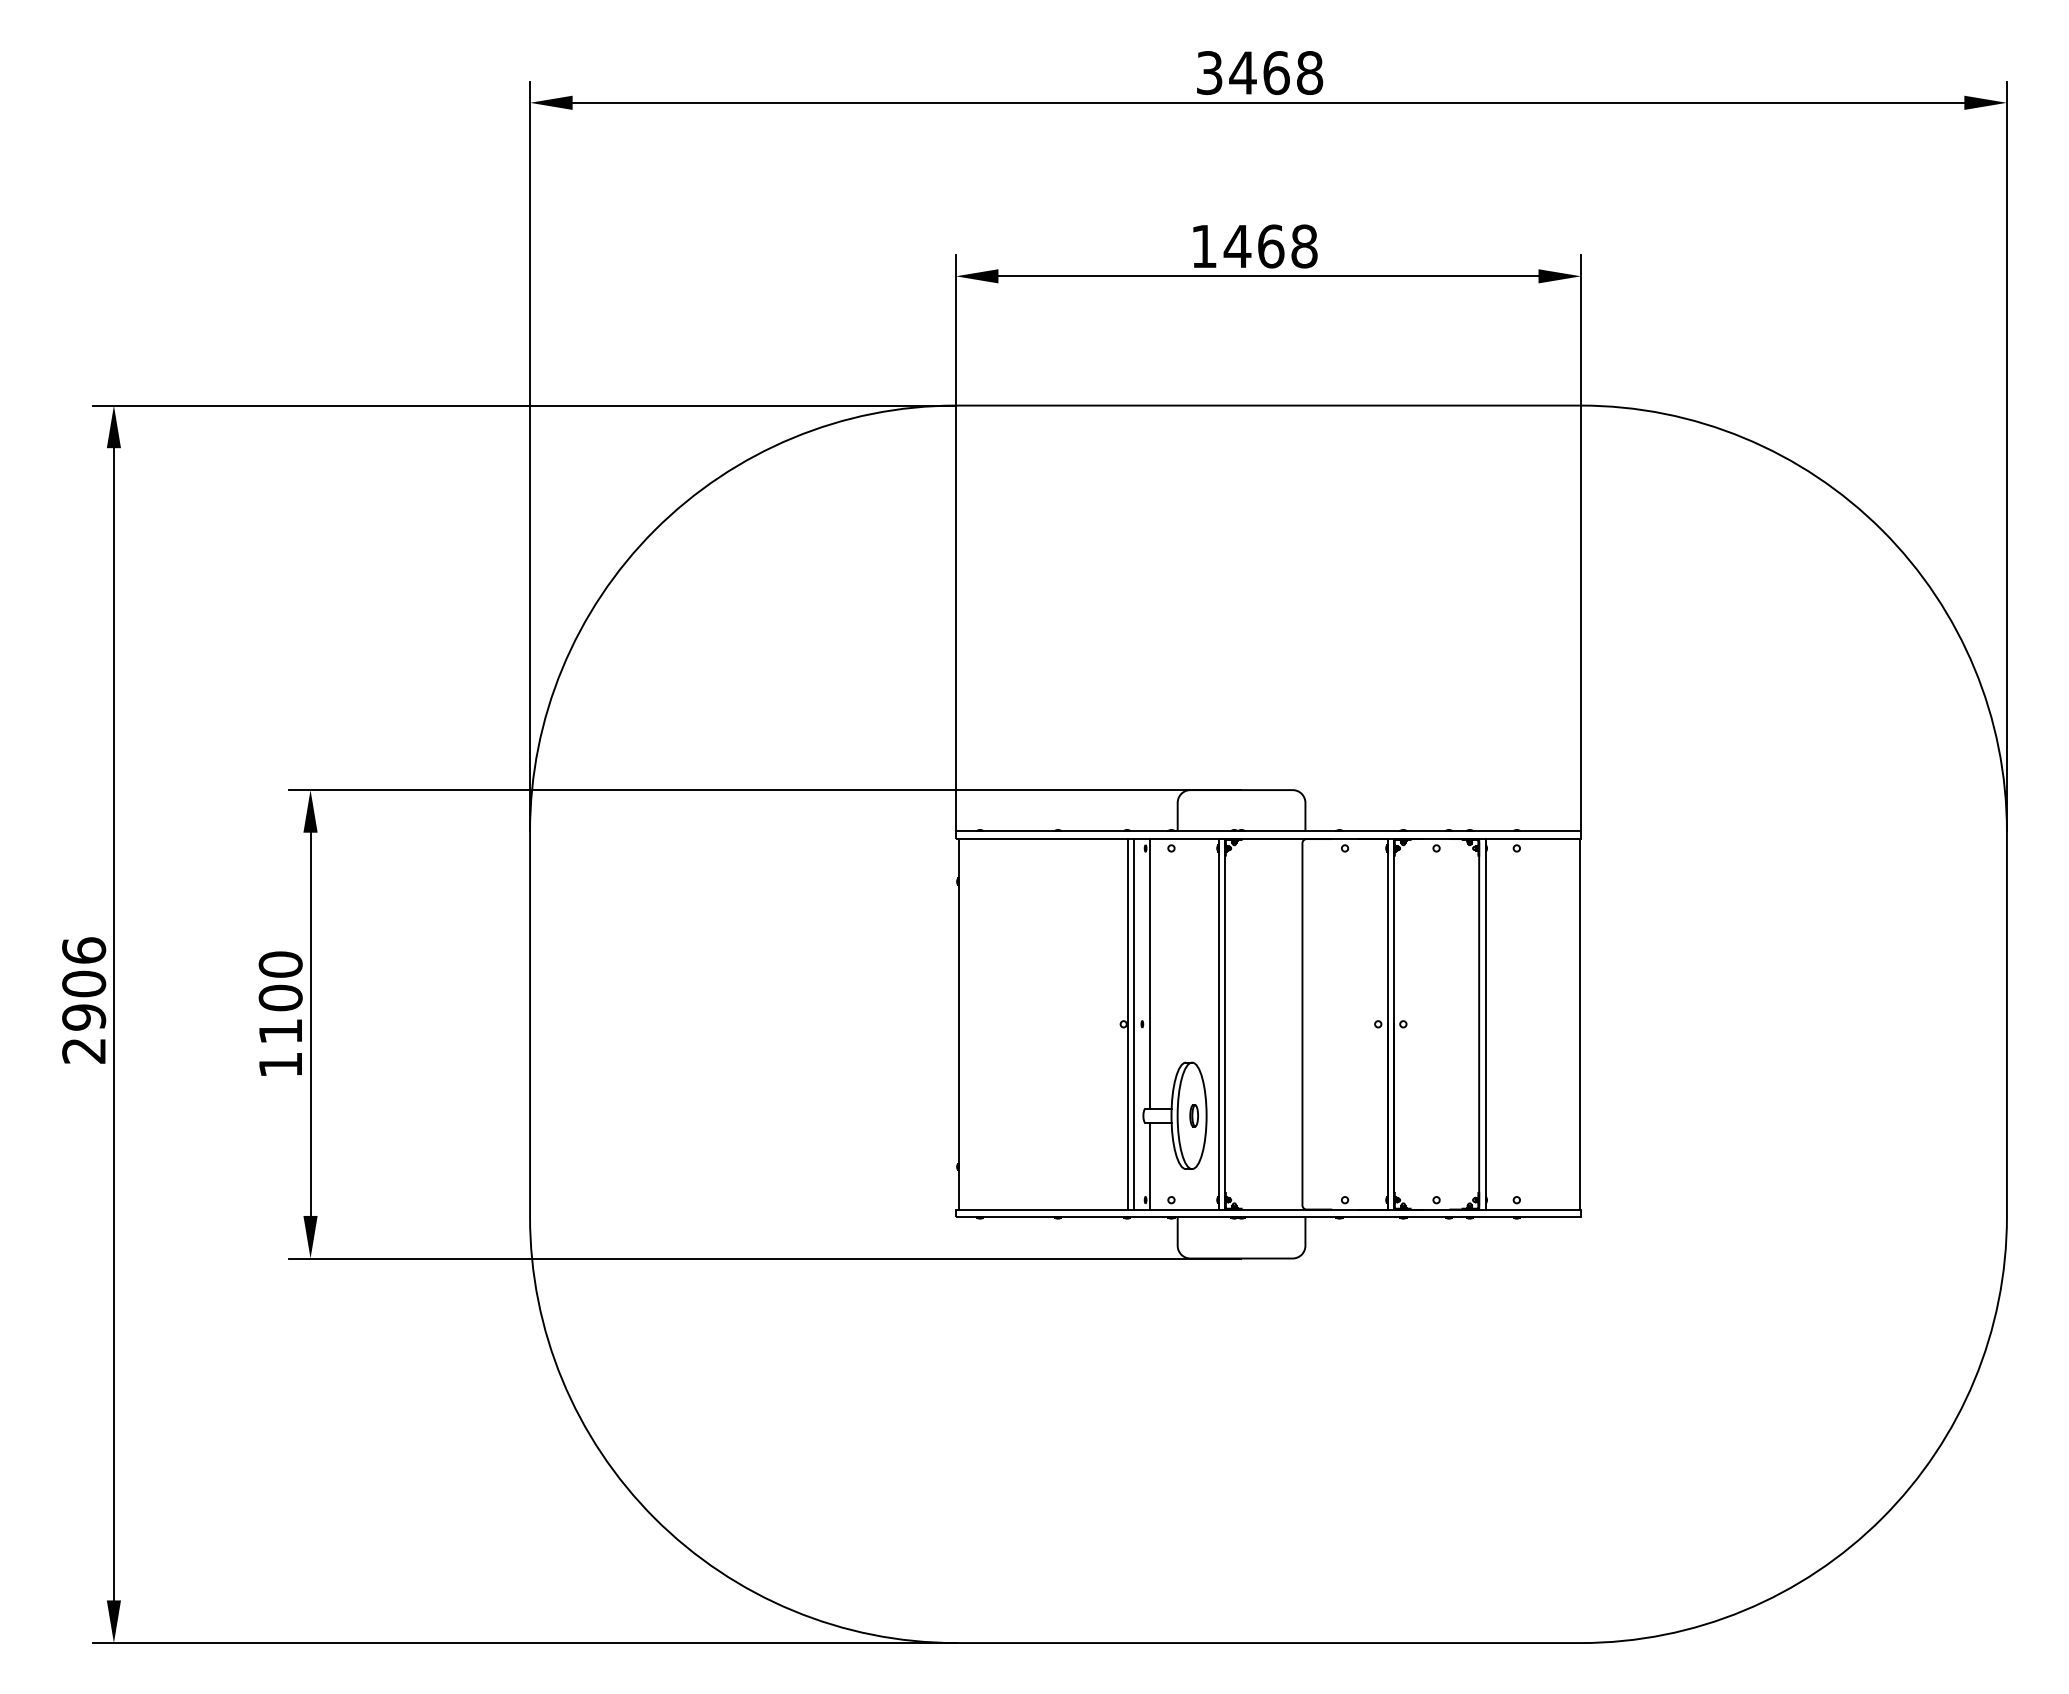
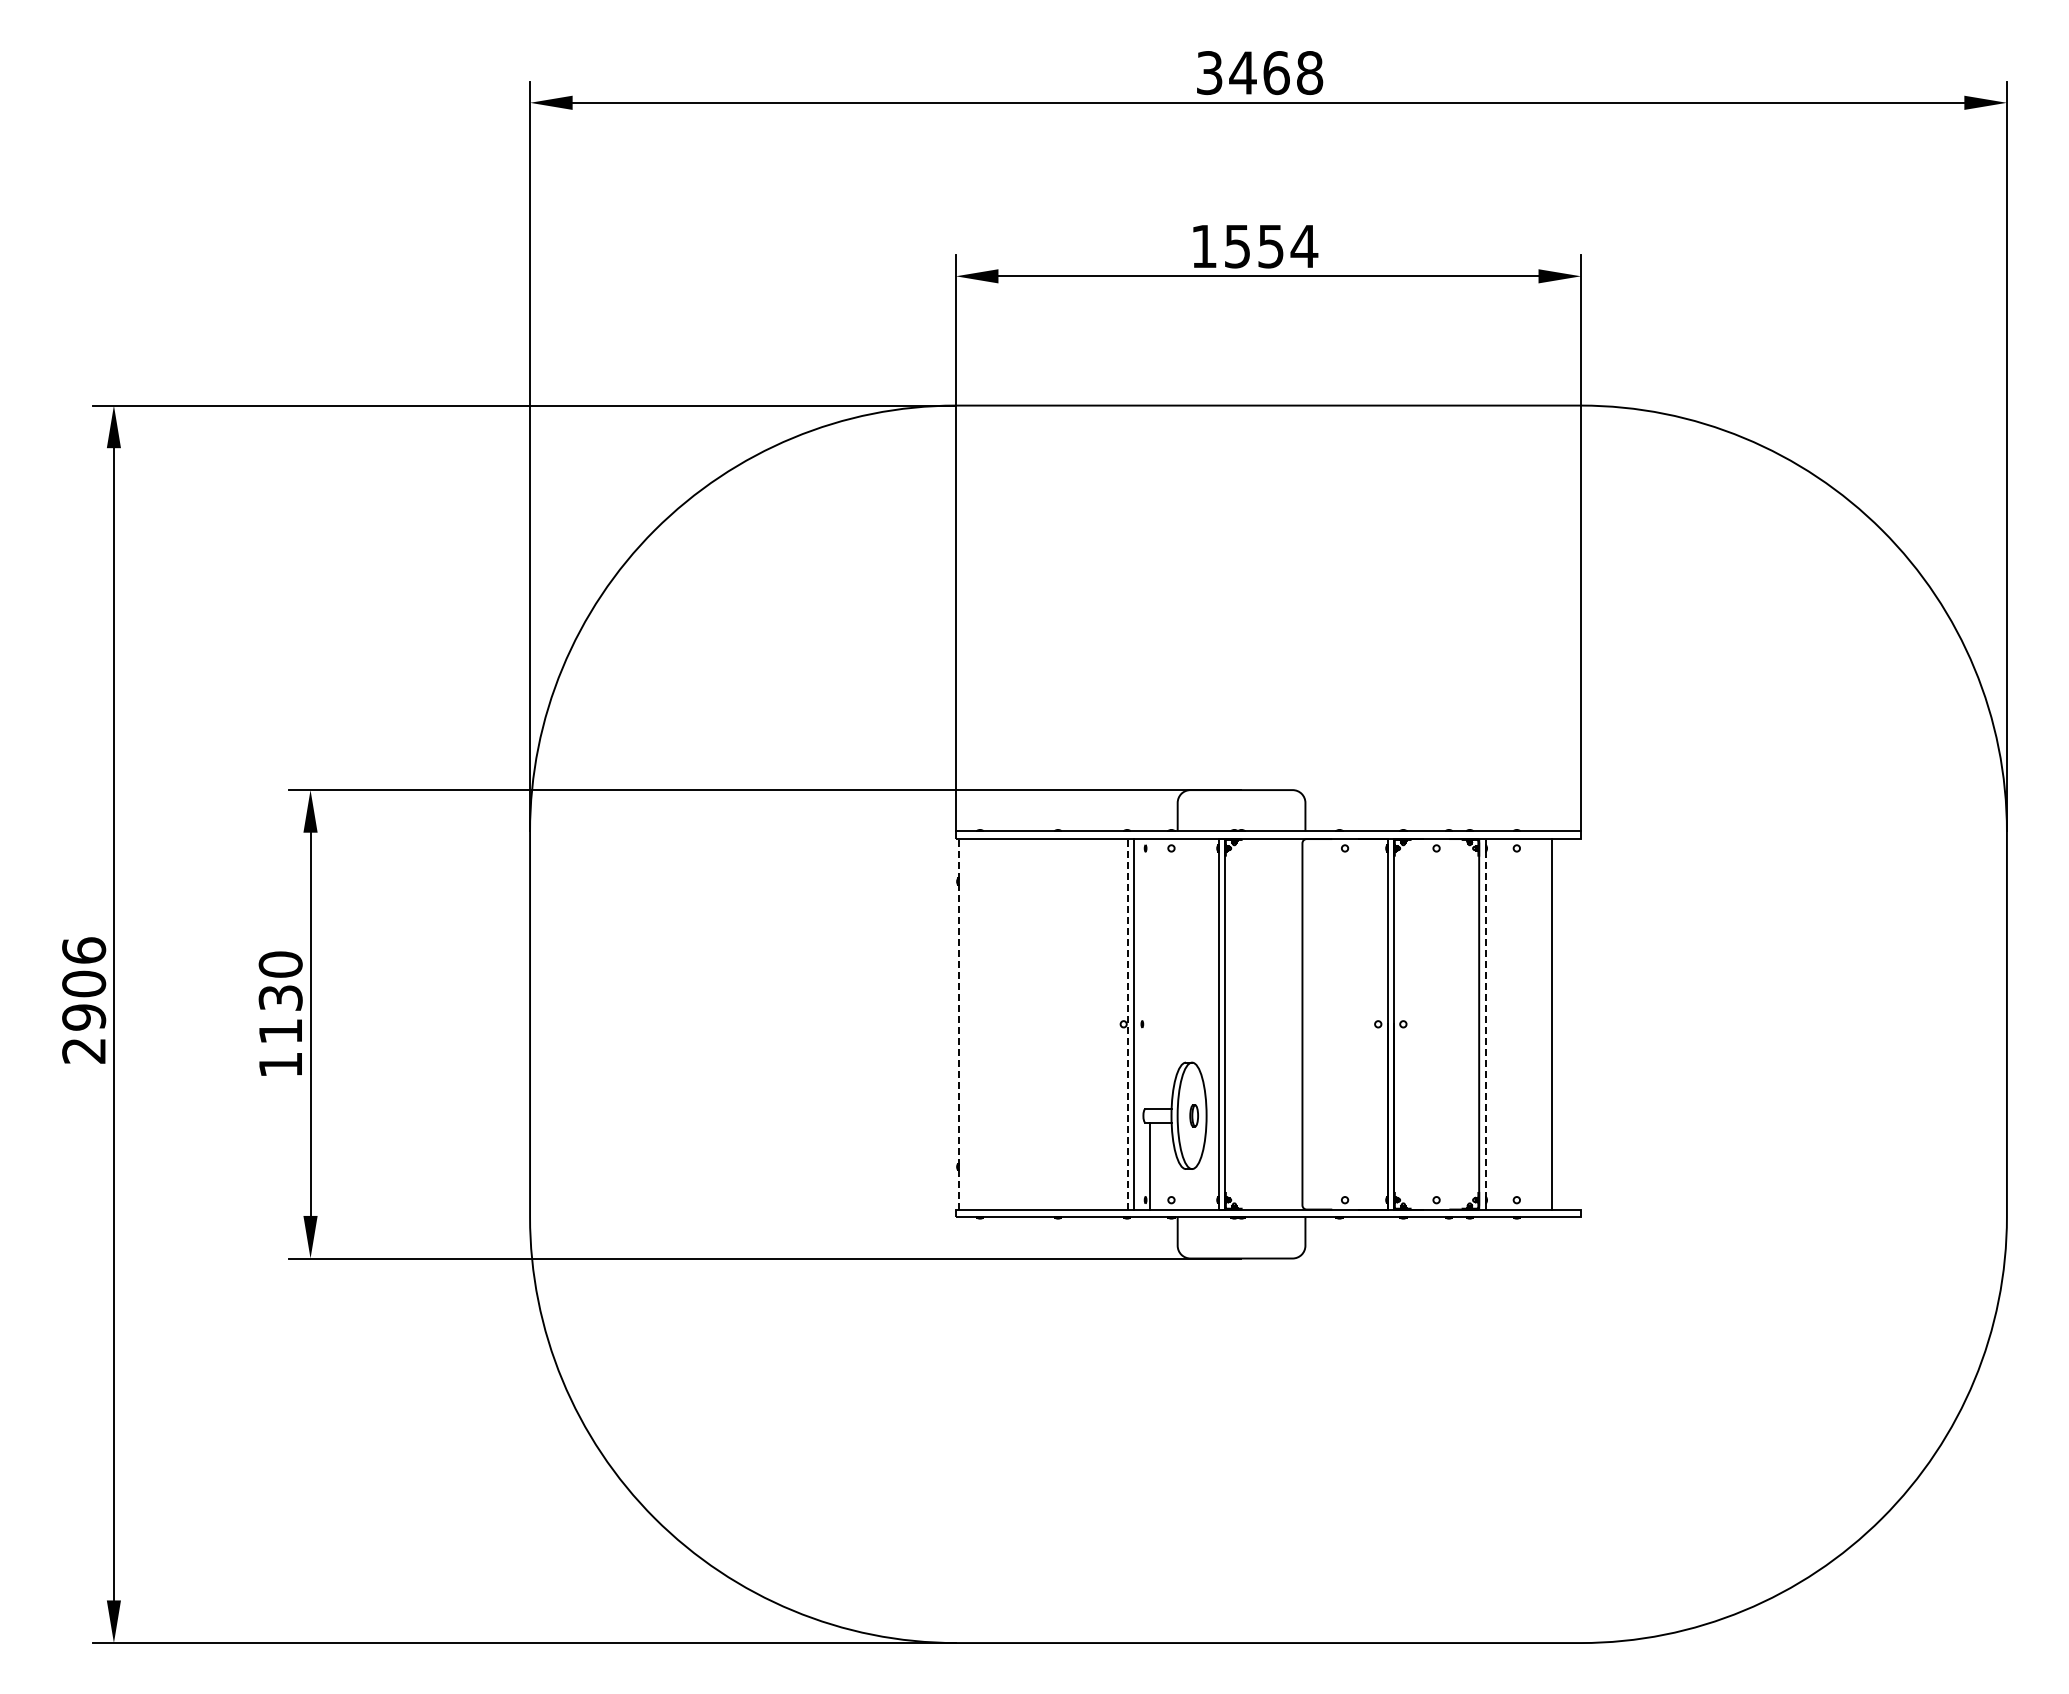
text: 1468 -> 1554 (1270, 246)
line: present -> none (1150, 974)
text: 1100 -> 1130 (280, 997)
line: solid -> dashed (958, 1023)
line: solid -> dashed (1128, 1023)
line: solid -> dashed (1485, 1023)
line position: (1579, 1024) -> (1551, 1024) (1551, 1024)
